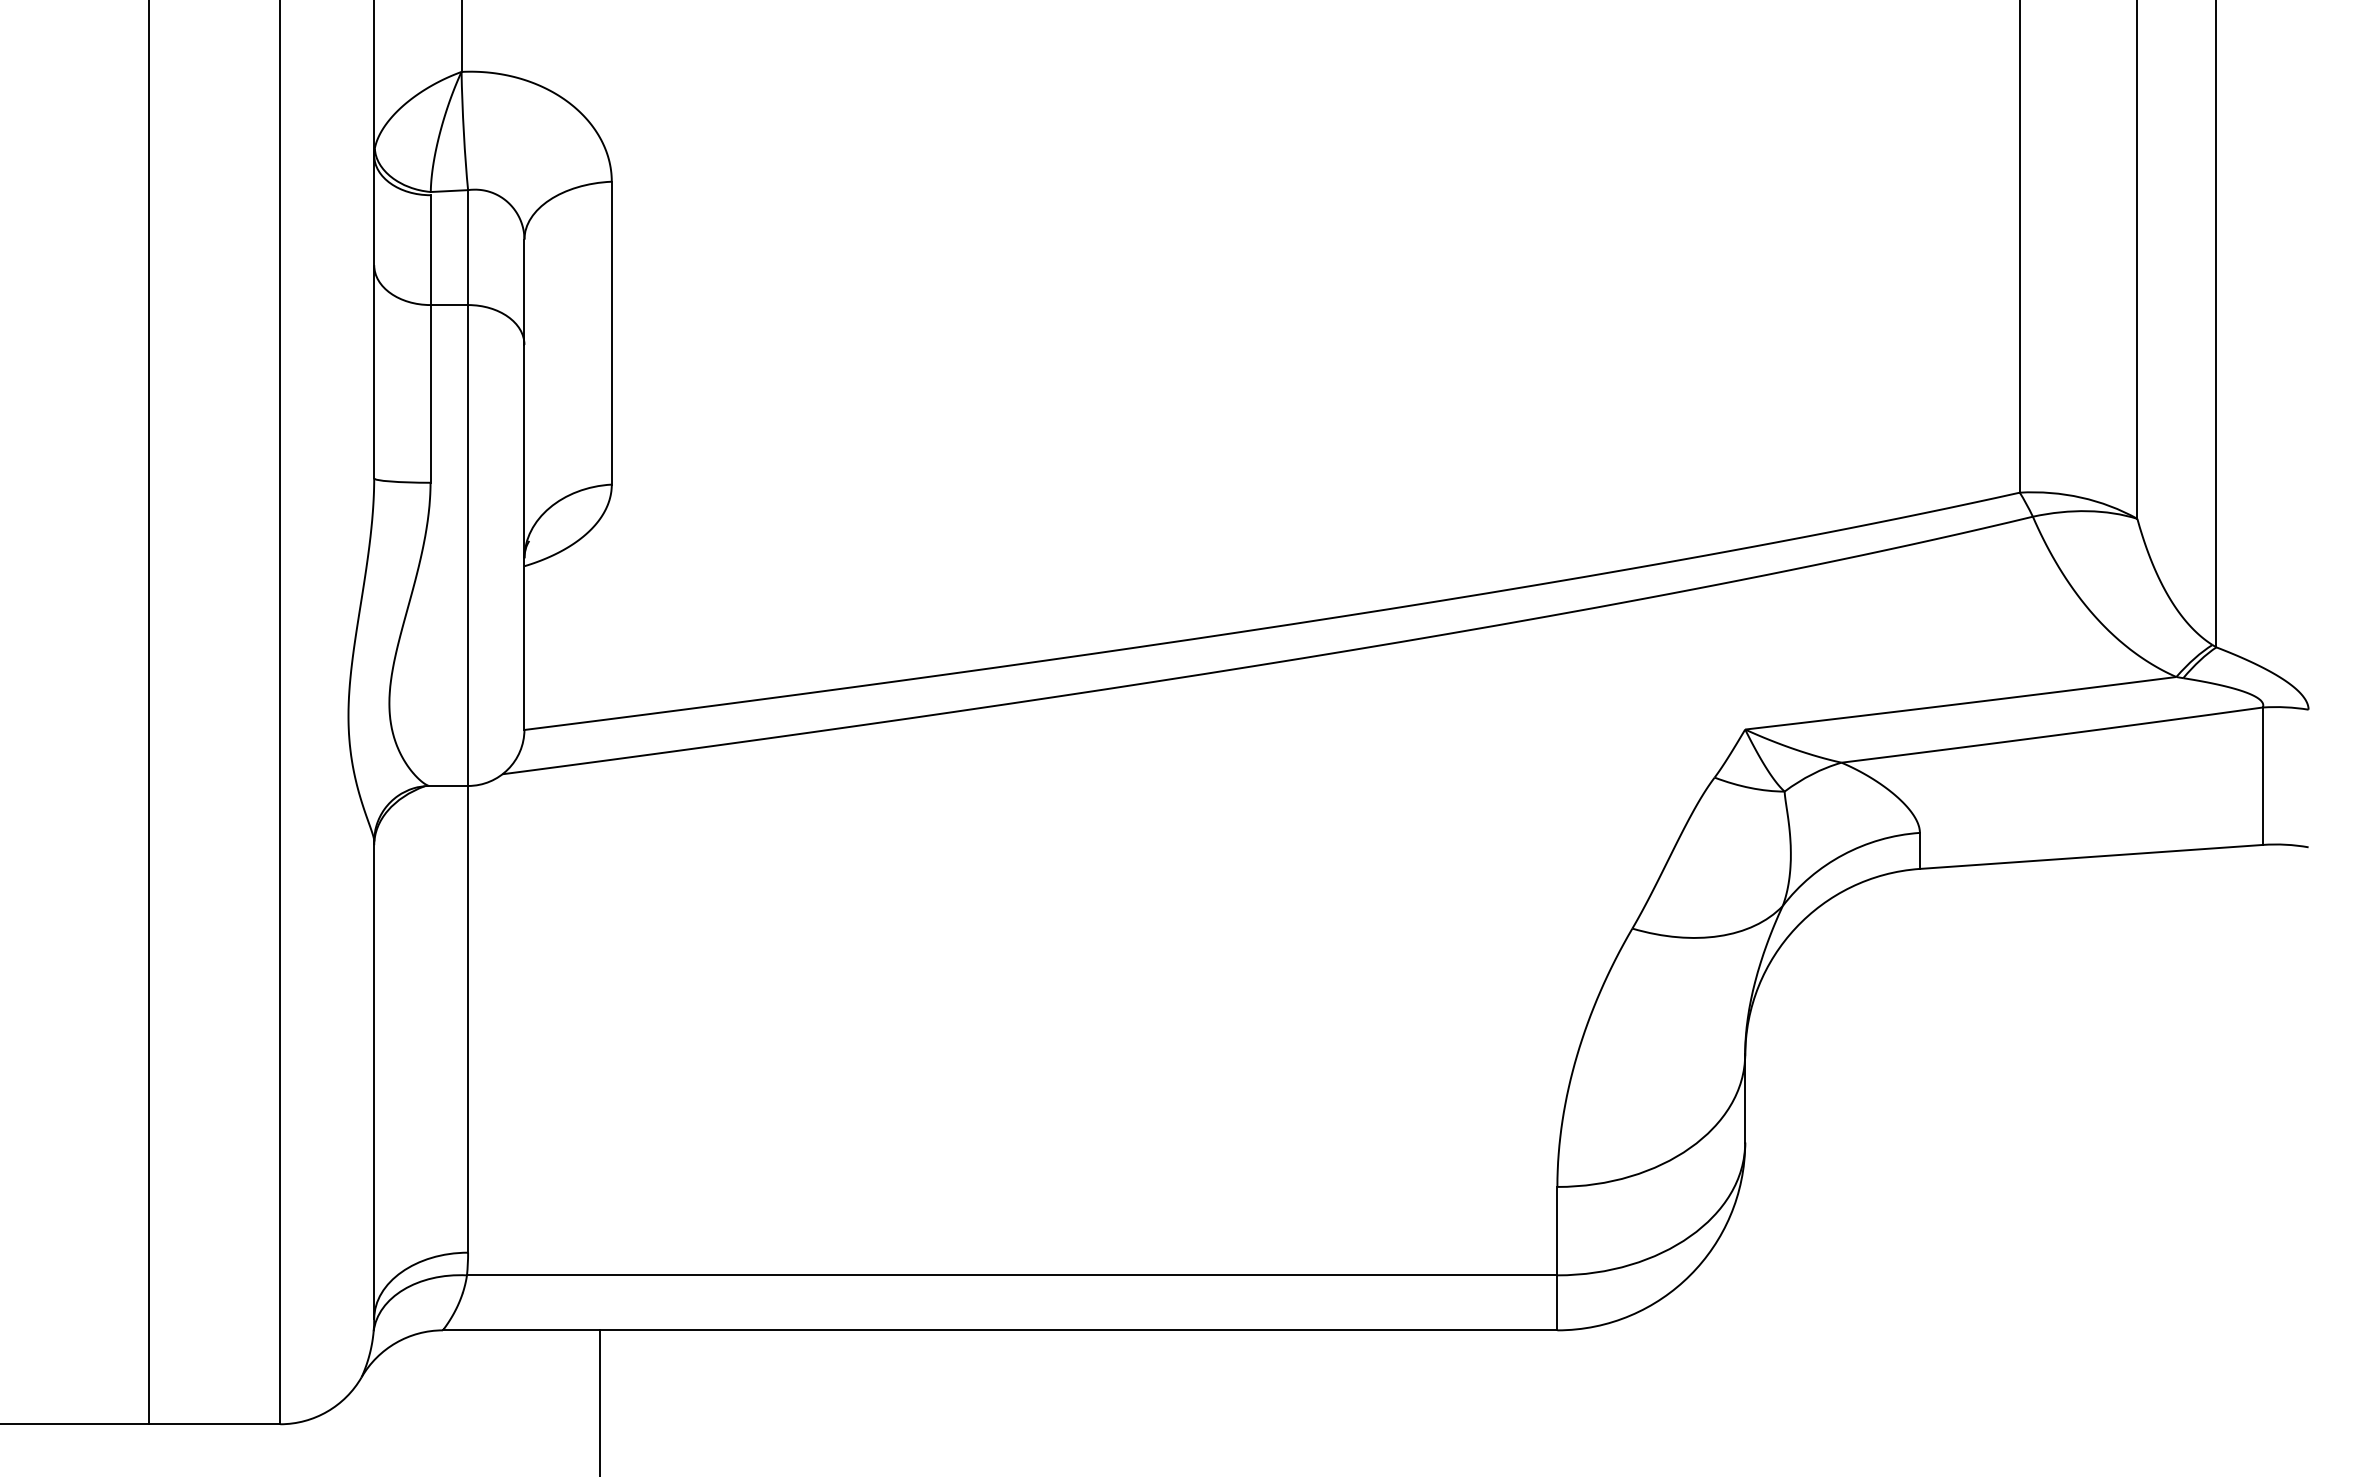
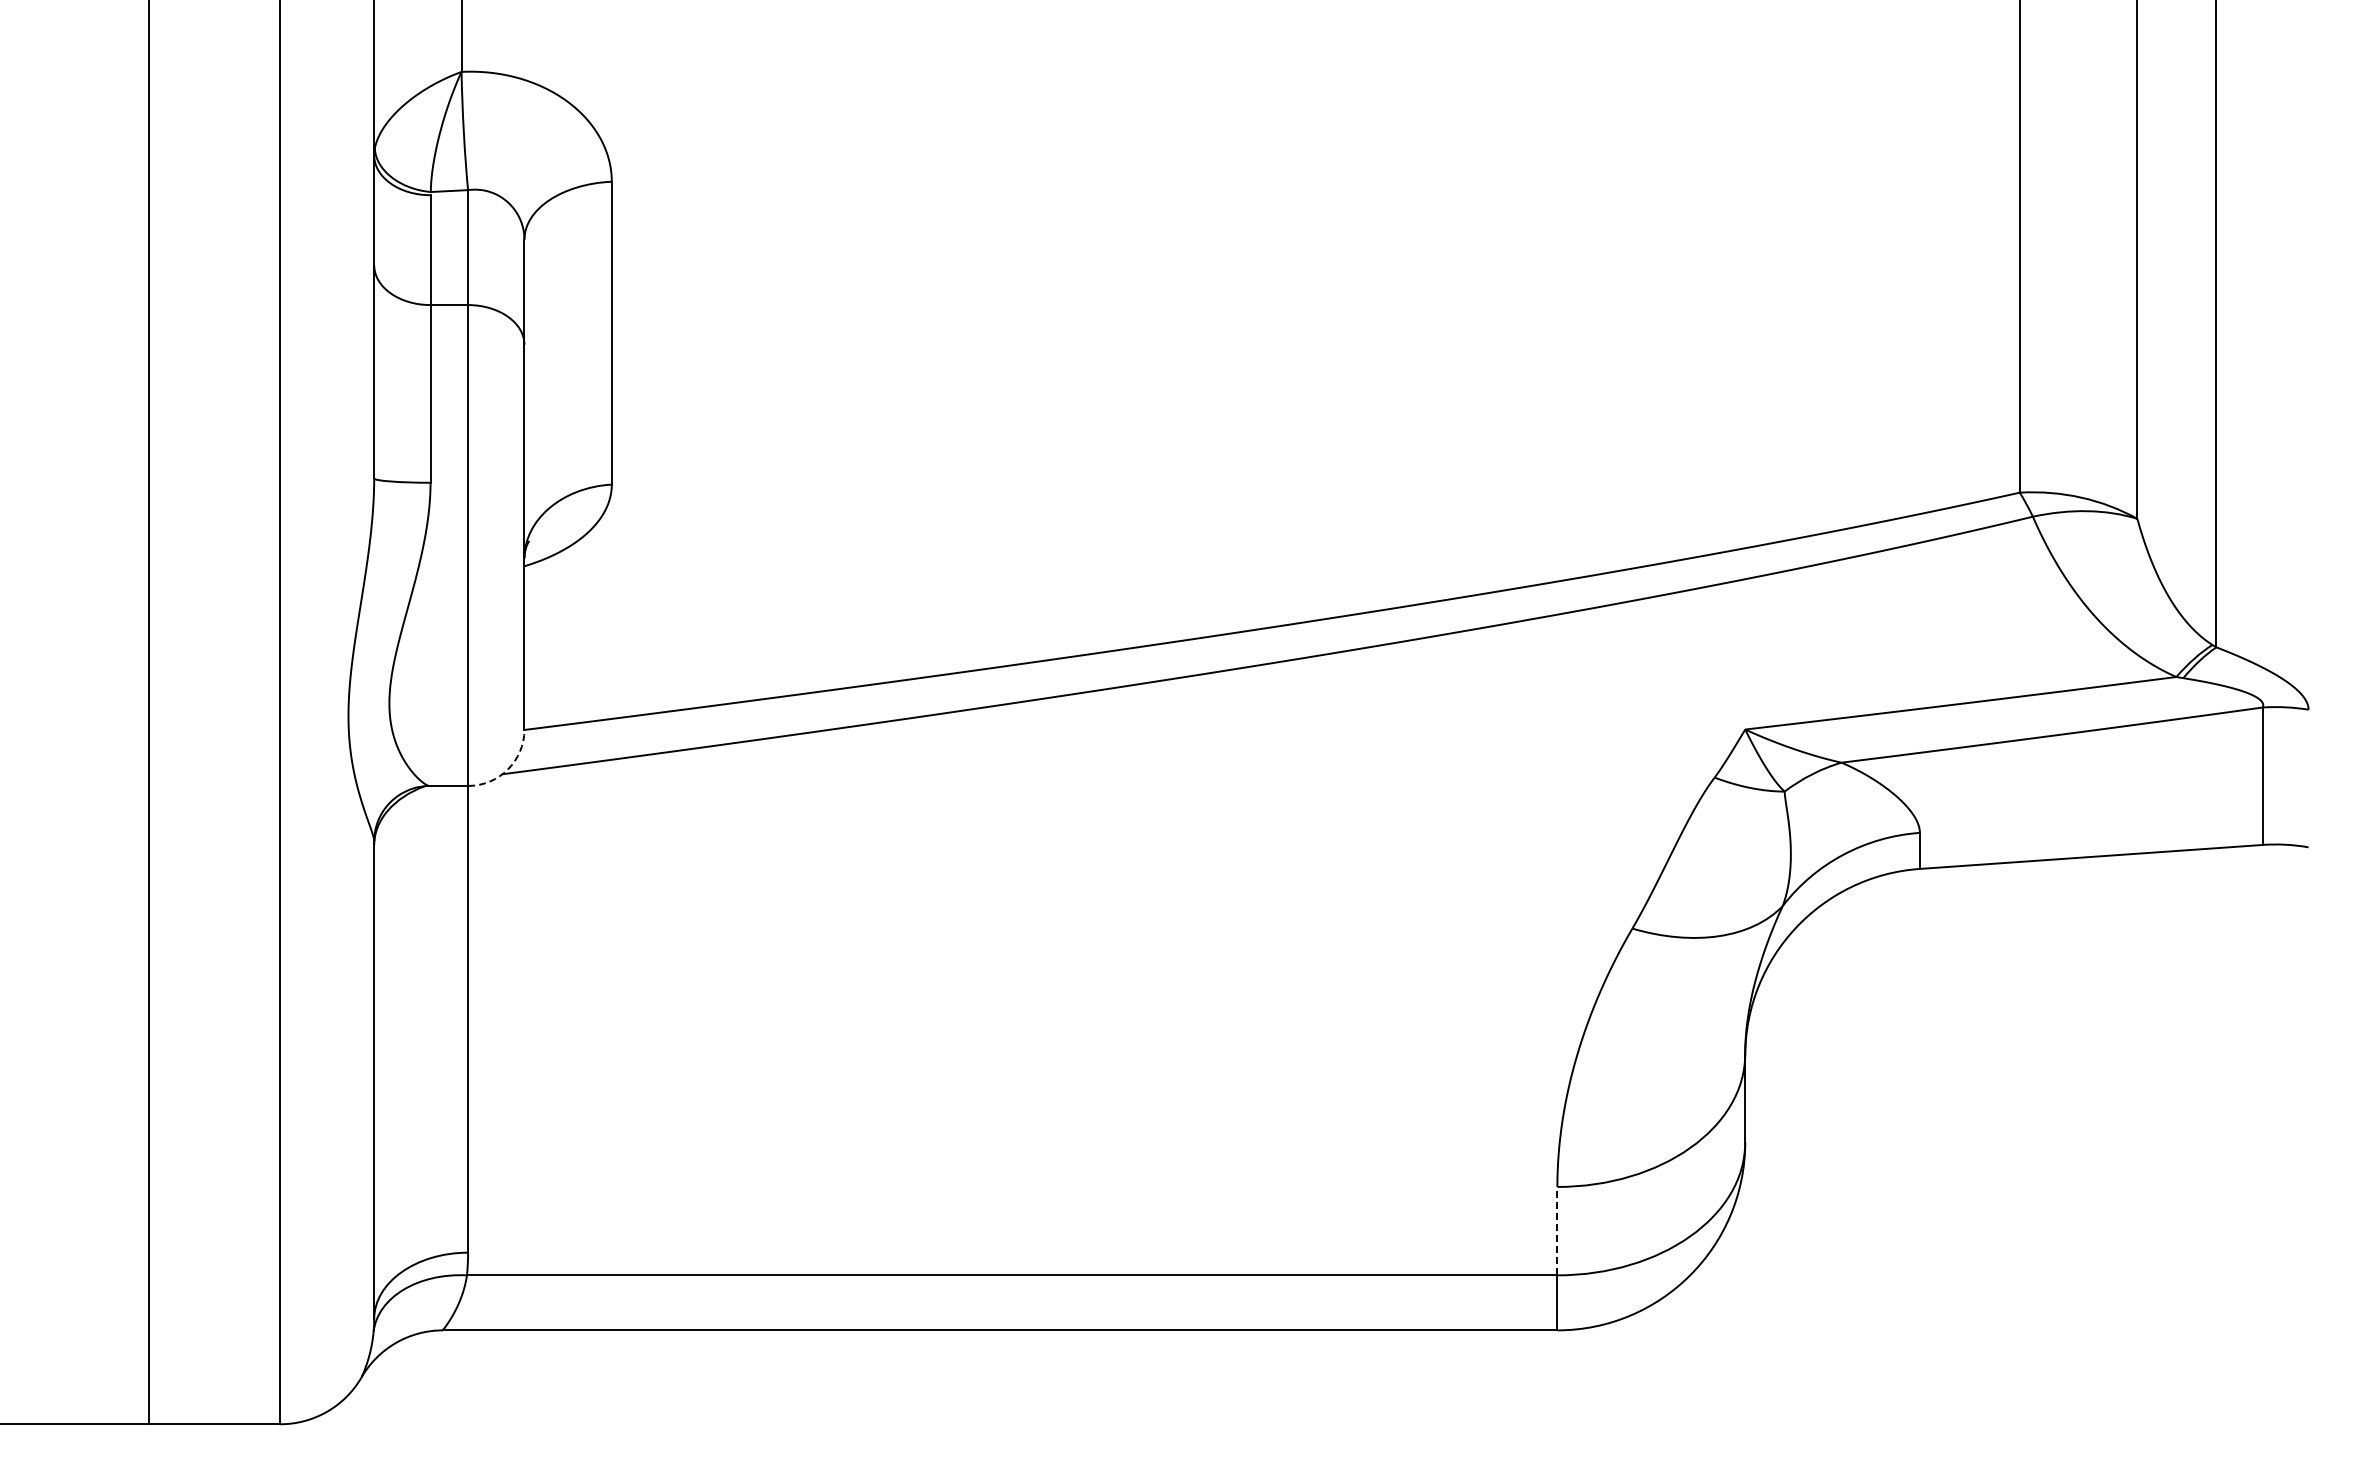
arc: solid -> dashed (507, 769)
line: solid -> dashed (1557, 1230)
line: present -> none (599, 1401)
